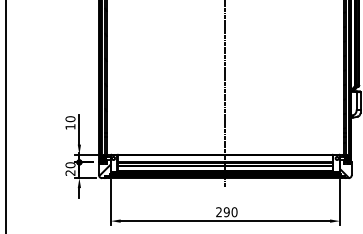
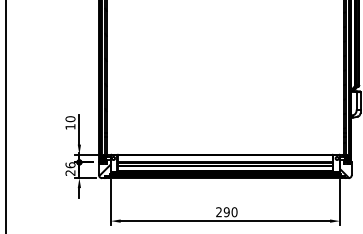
line: present -> none (225, 95)
text: 20 -> 26 (70, 164)
